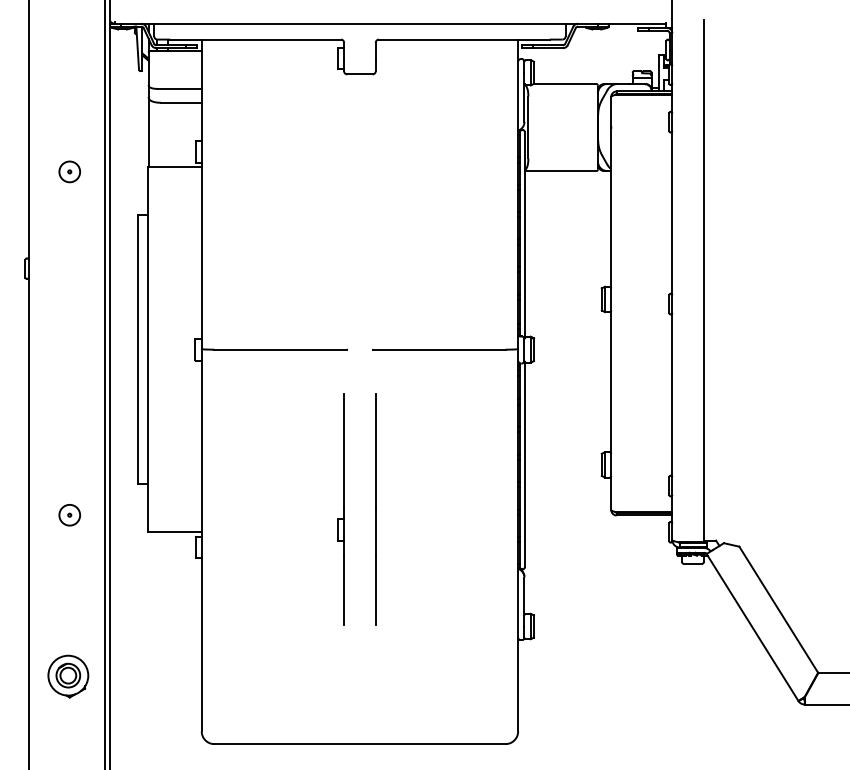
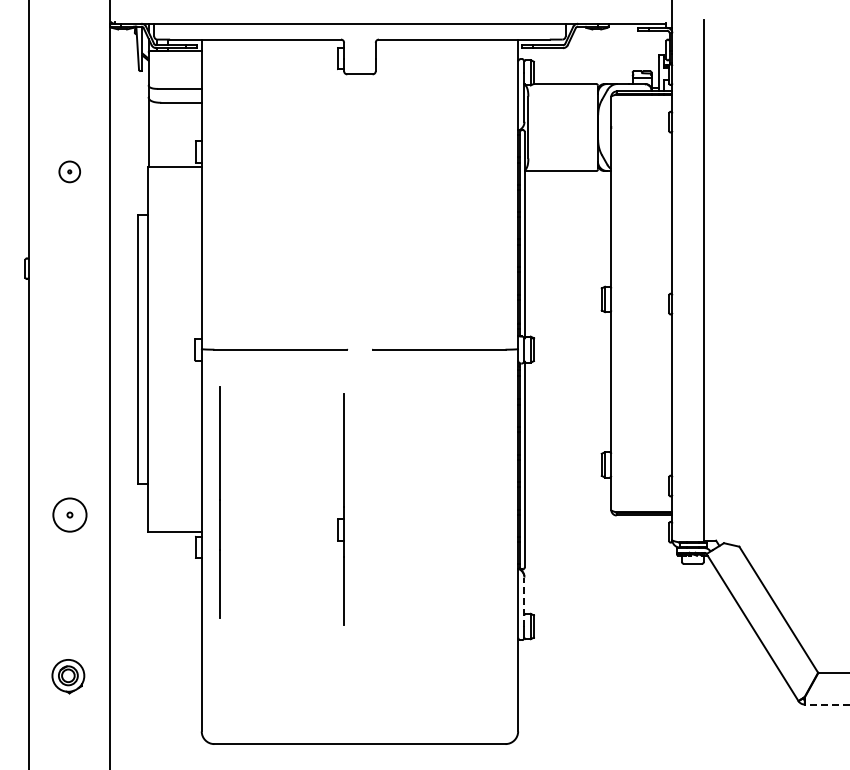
line: present -> none (104, 384)
line position: (375, 509) -> (219, 502) (219, 502)
part size: 23x23 px -> 36x36 px (69, 514)
line: solid -> dashed (524, 601)
part size: 43x45 px -> 35x36 px (68, 676)
line: solid -> dashed (826, 704)
